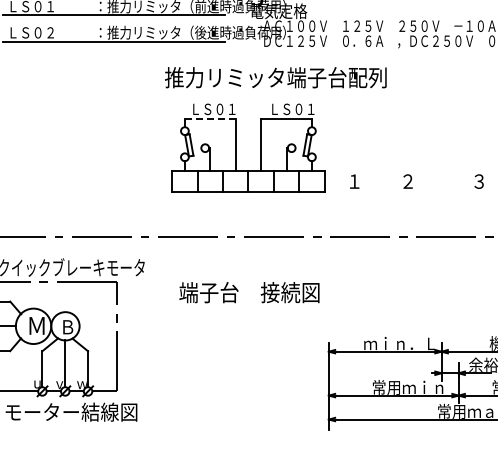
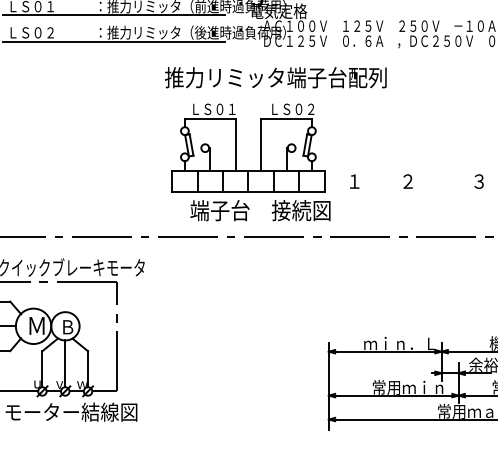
text: ＬＳ０１ -> ＬＳ０２ (310, 108)
line: dashed -> solid (209, 119)
text position: (249, 292) -> (260, 210) (260, 210)
